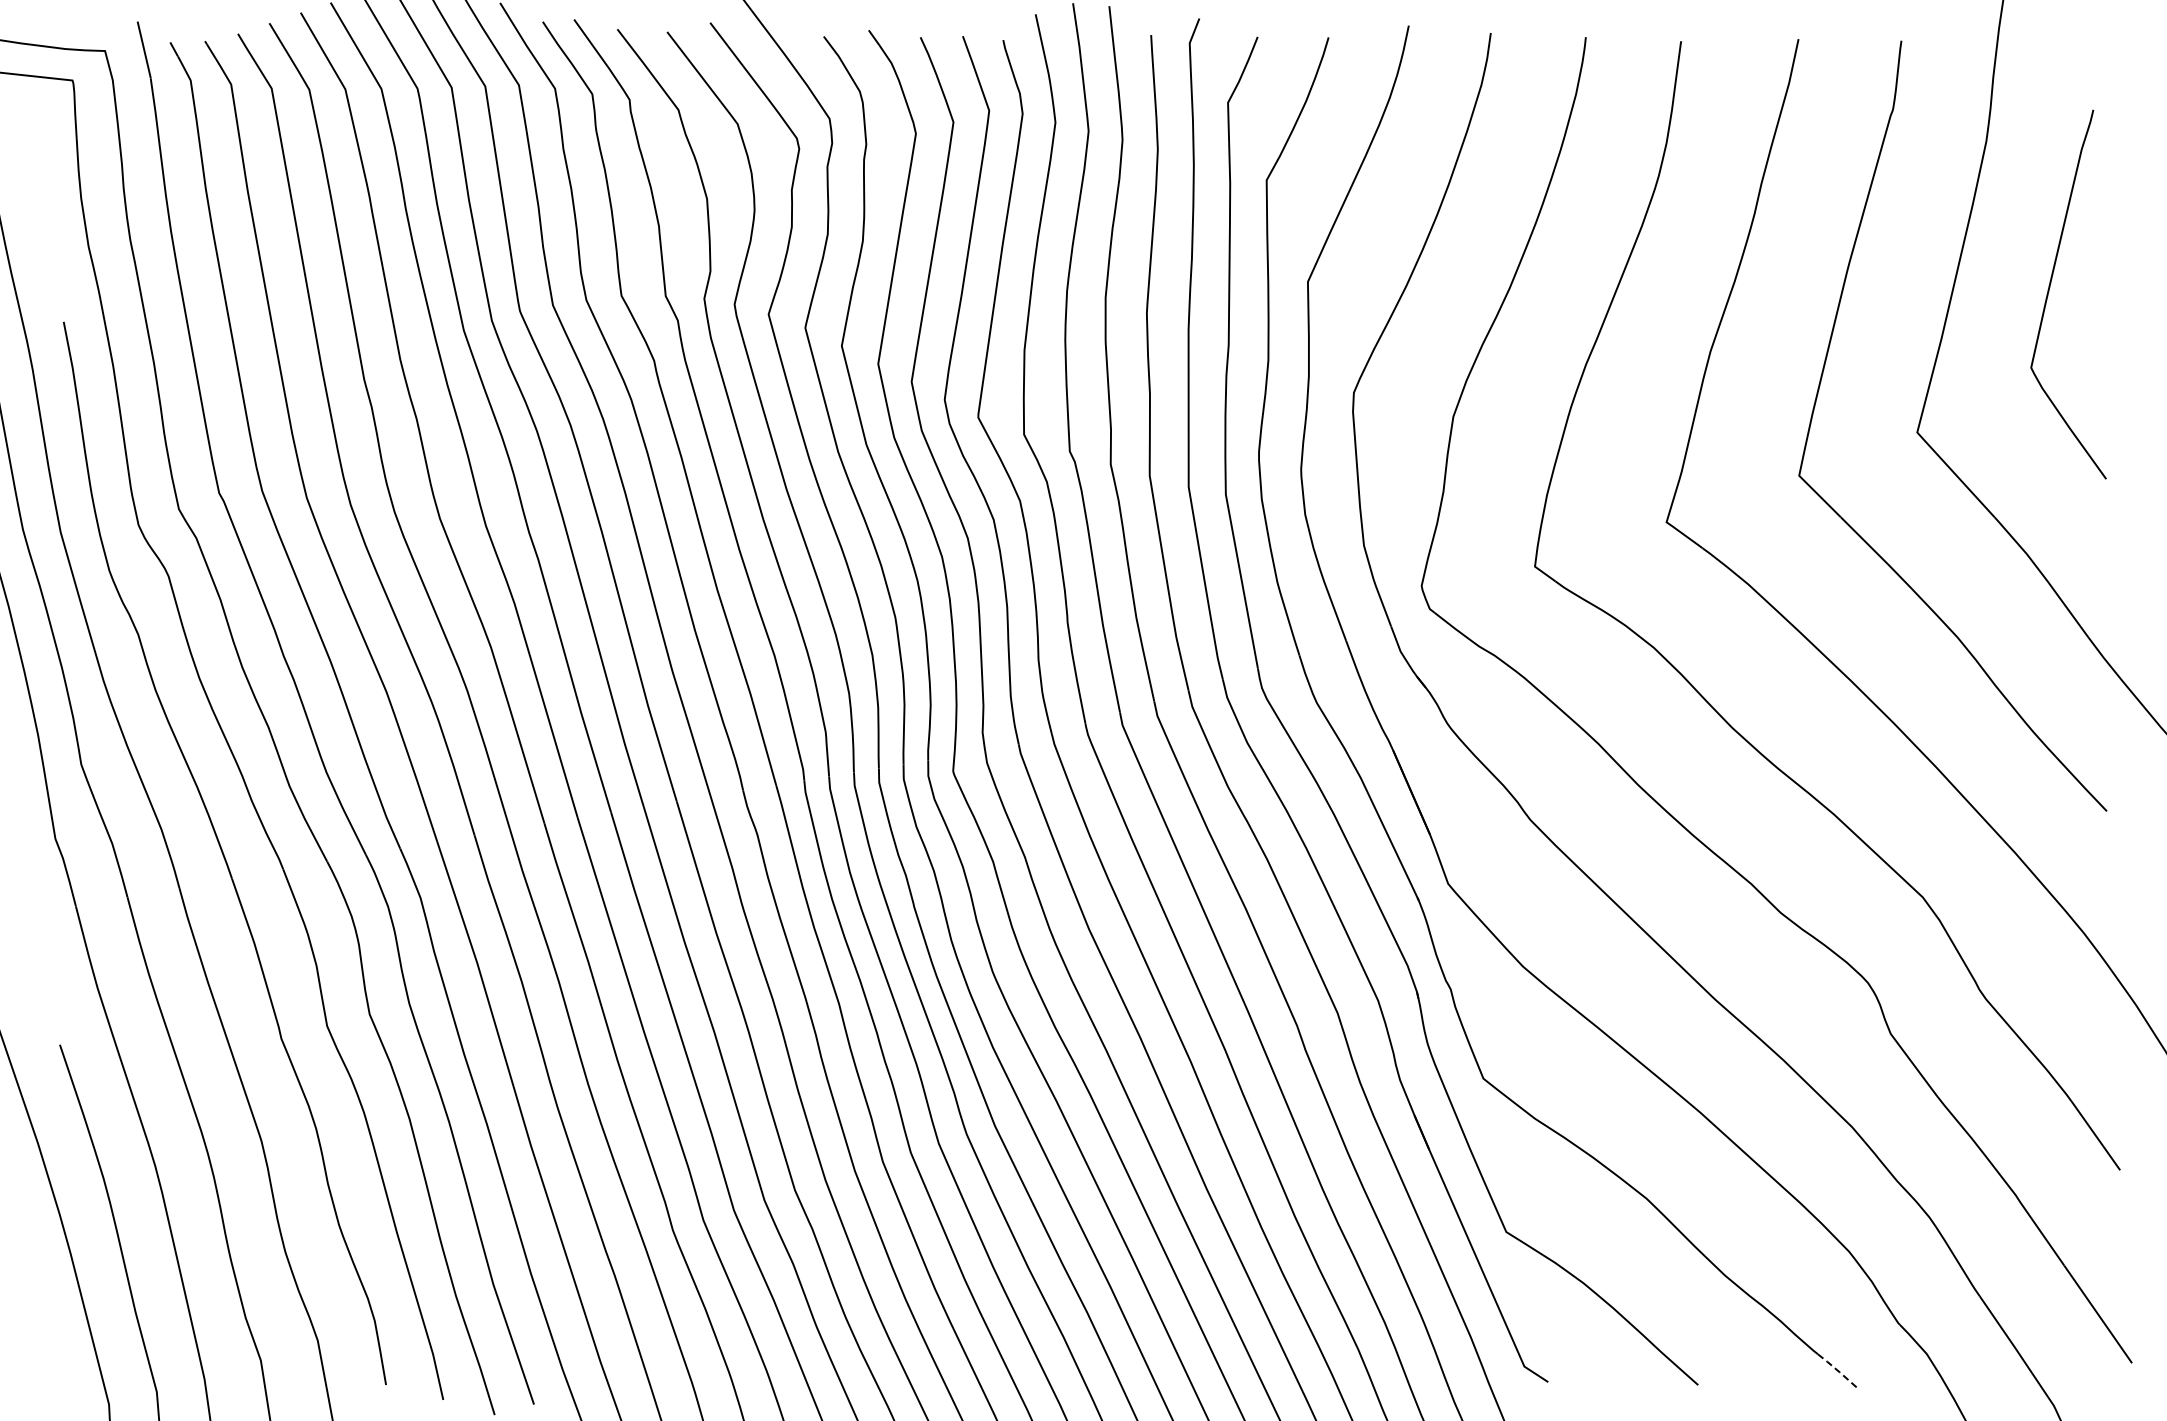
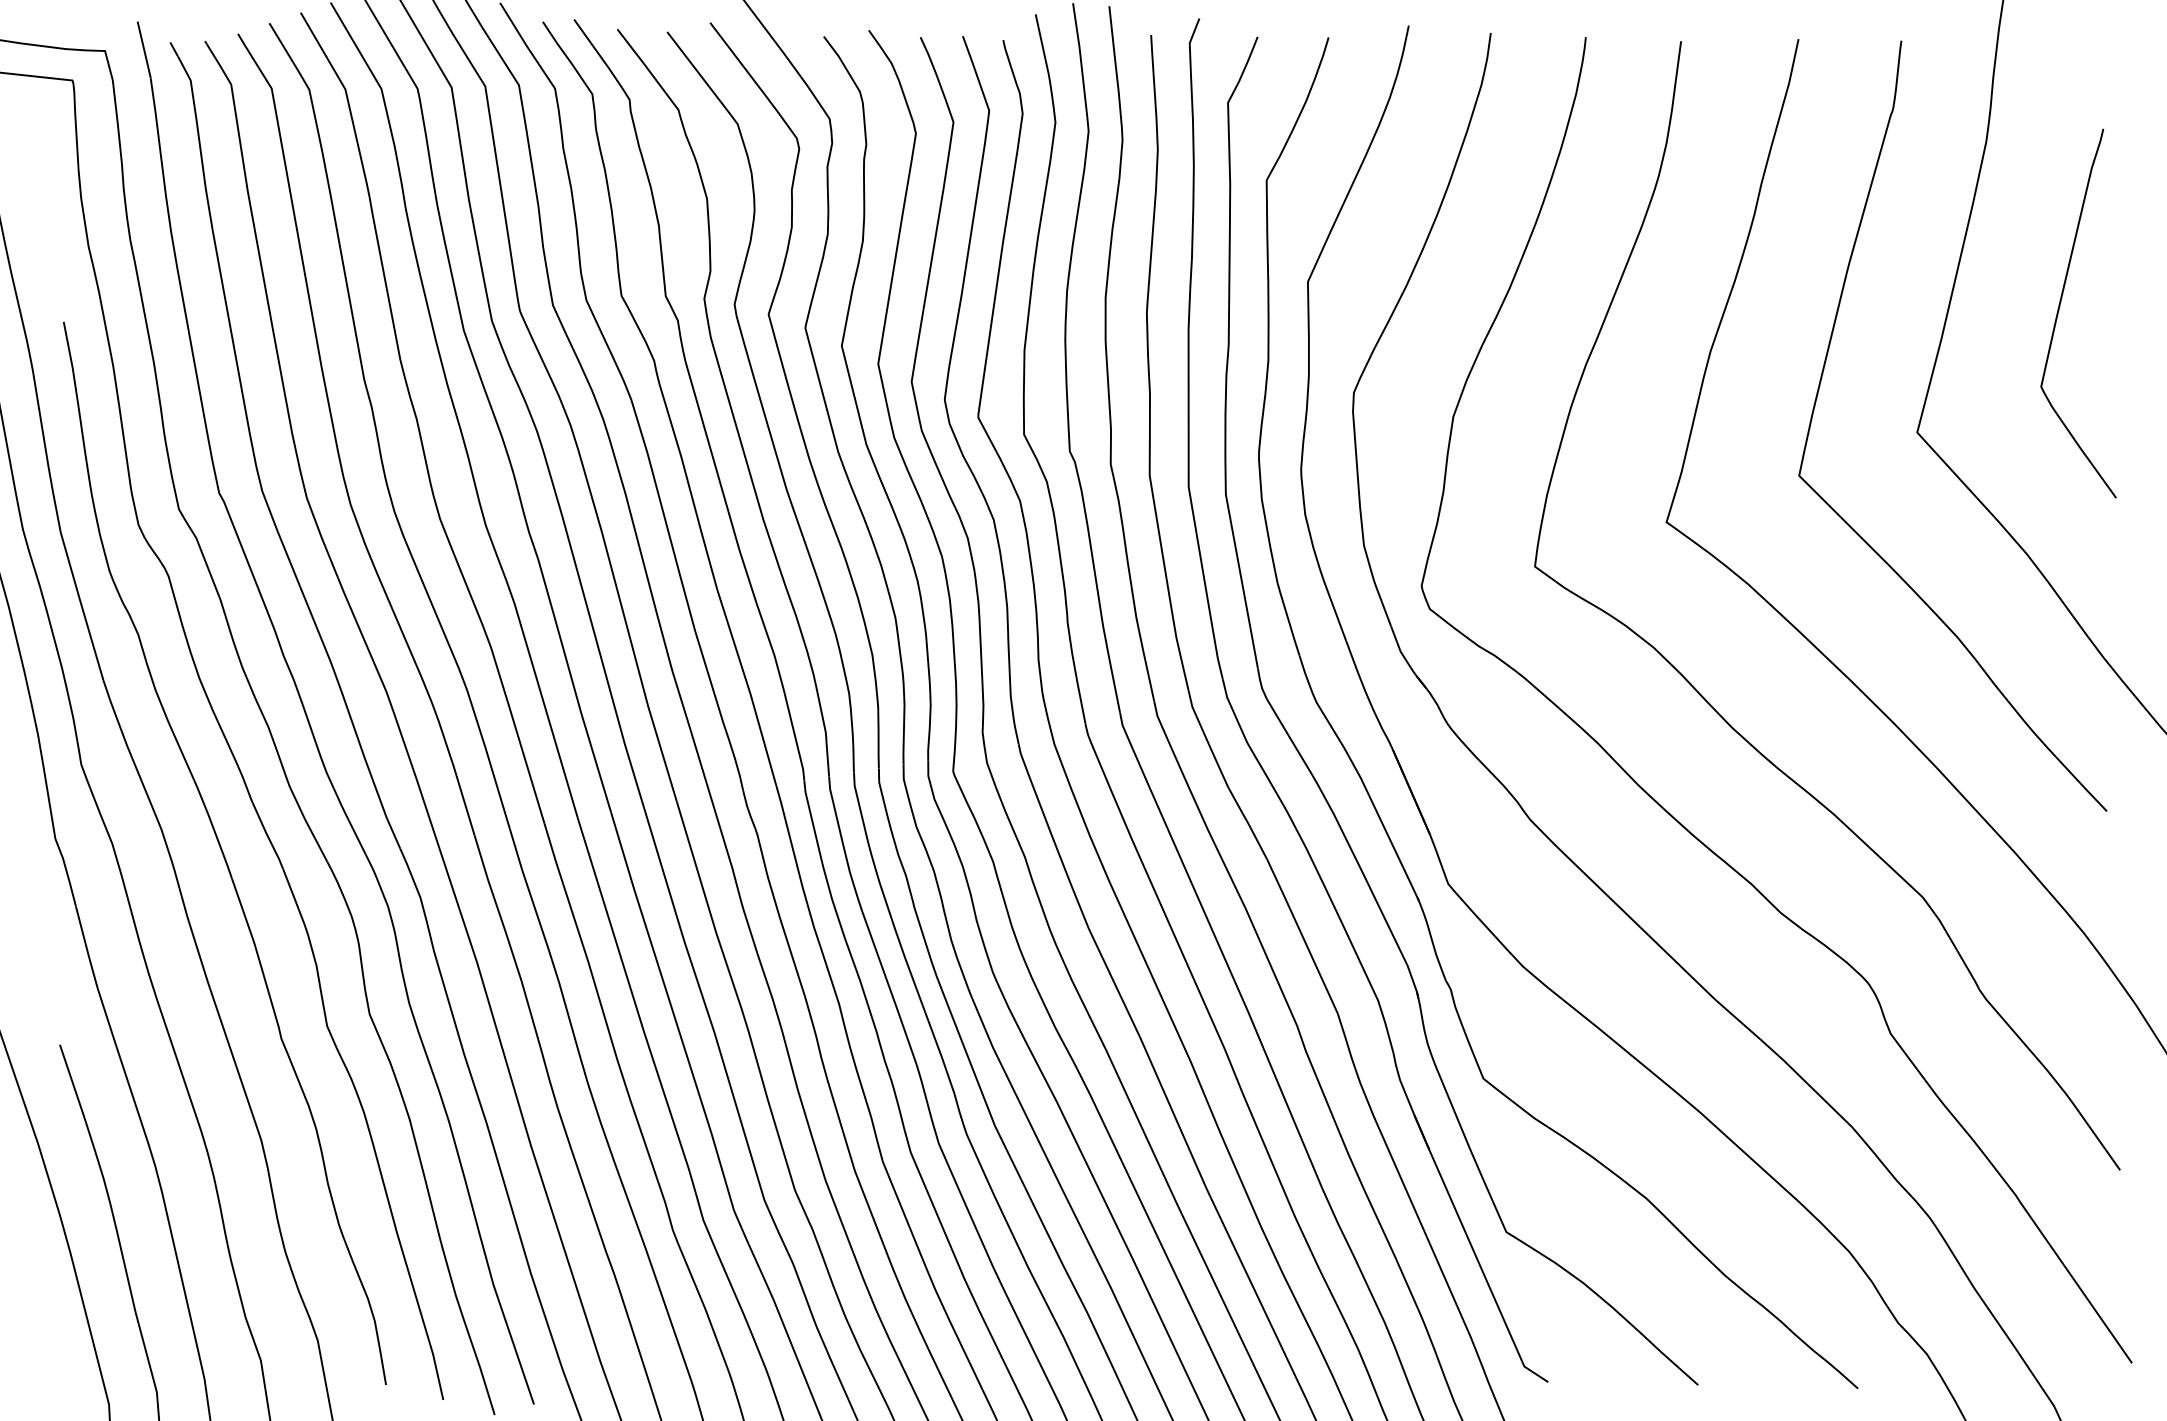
curve position: (2049, 291) -> (2059, 310) (2059, 310)
line: dashed -> solid (1838, 1371)
